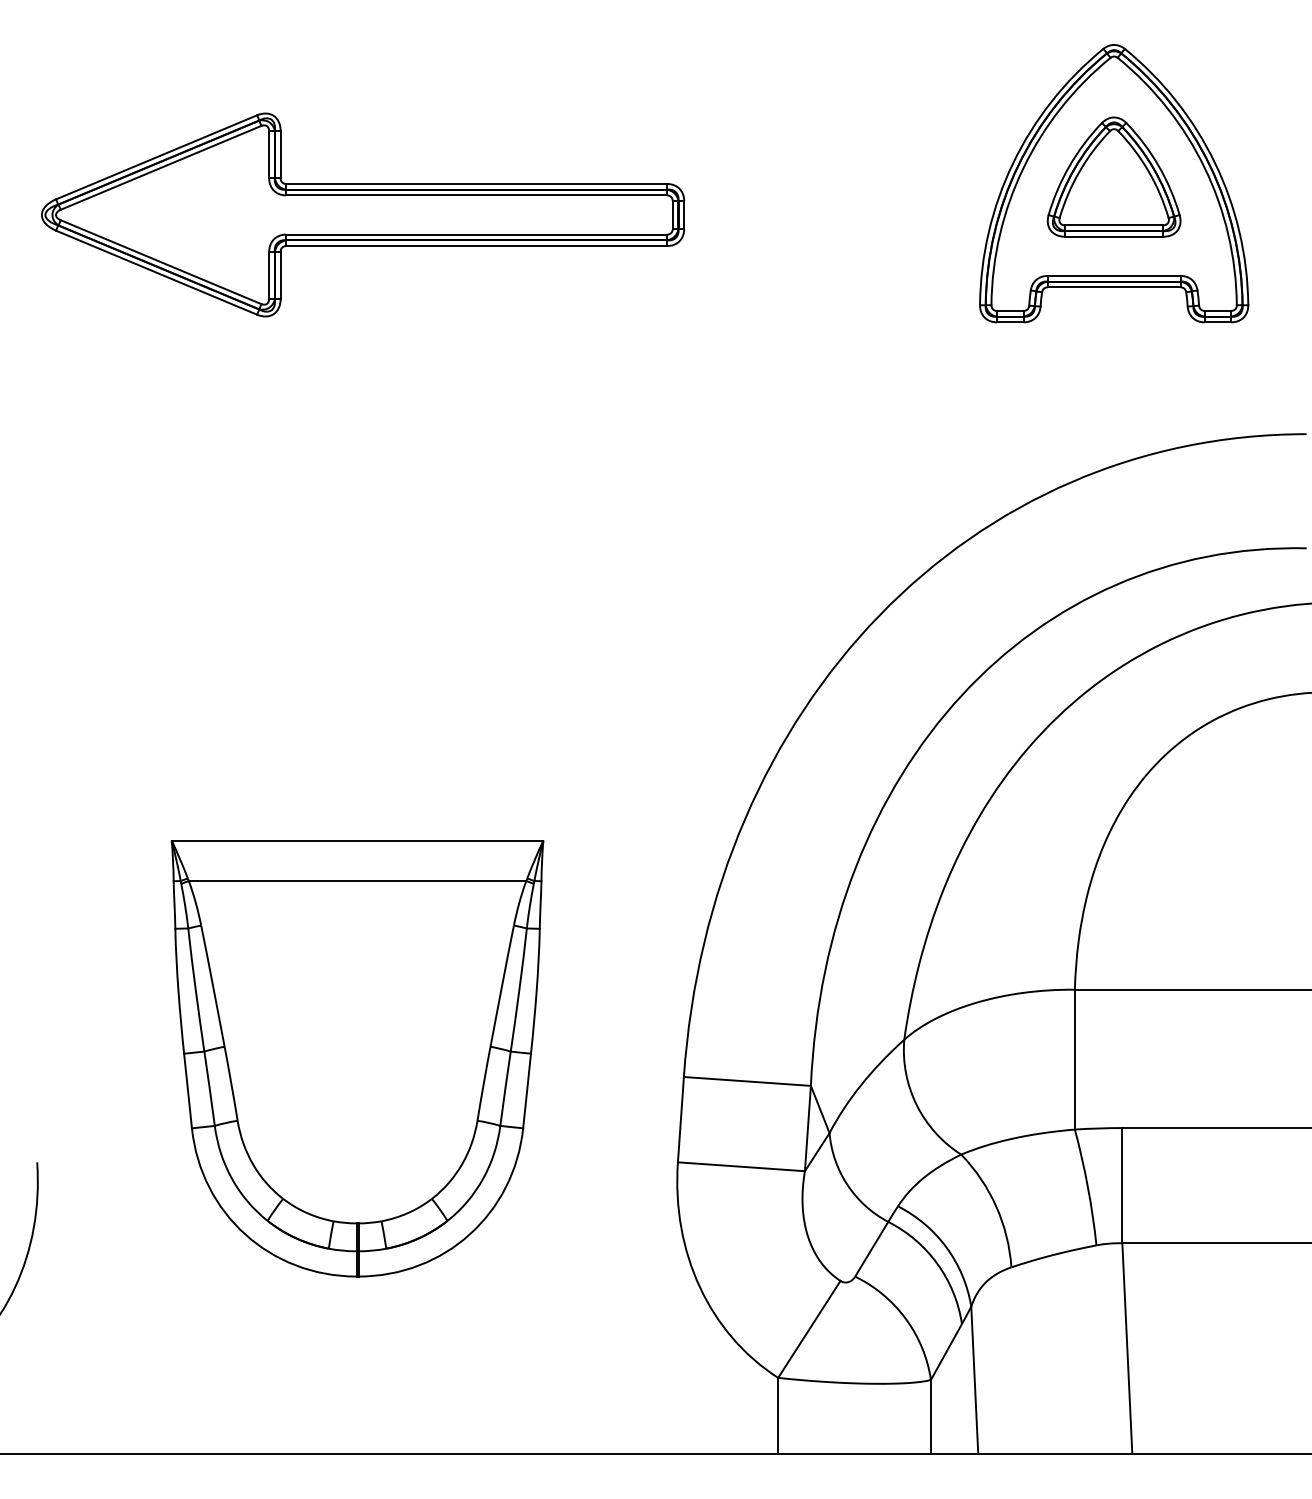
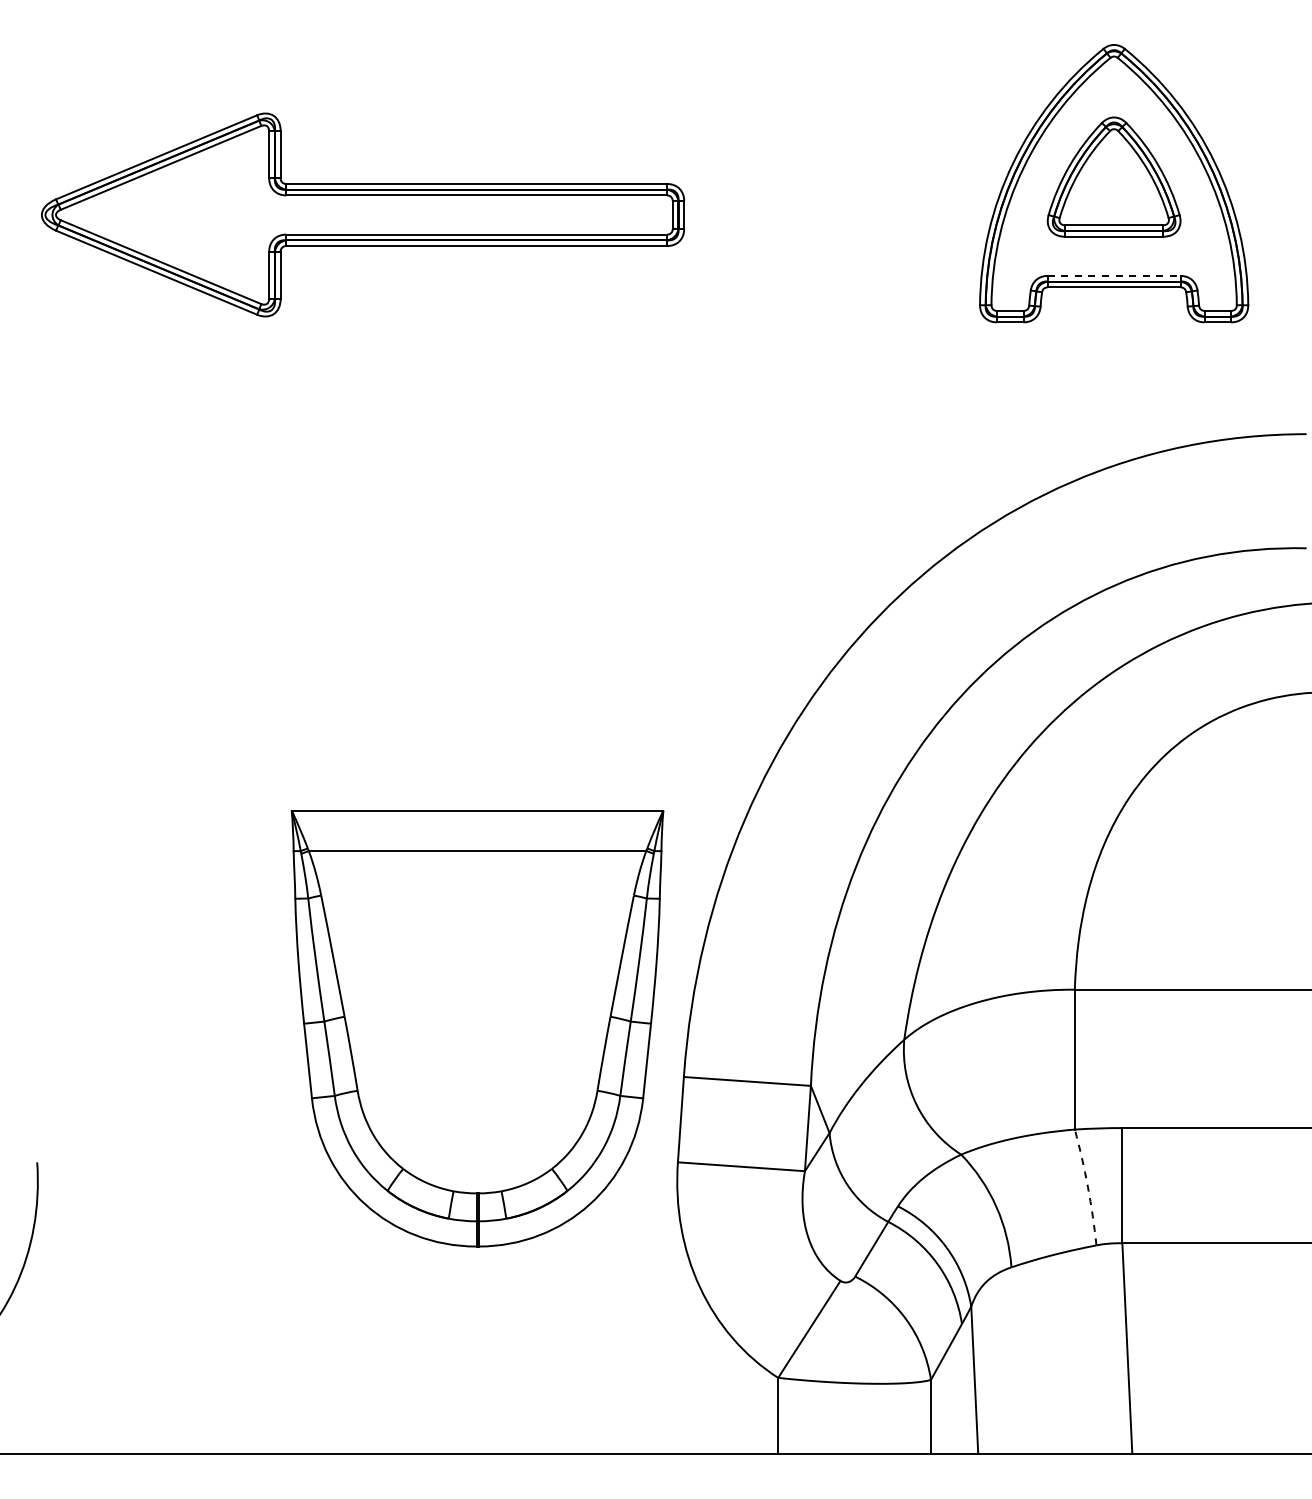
line: solid -> dashed (1114, 275)
part position: (357, 1058) -> (477, 1028) (477, 1028)
arc: solid -> dashed (1087, 1187)
